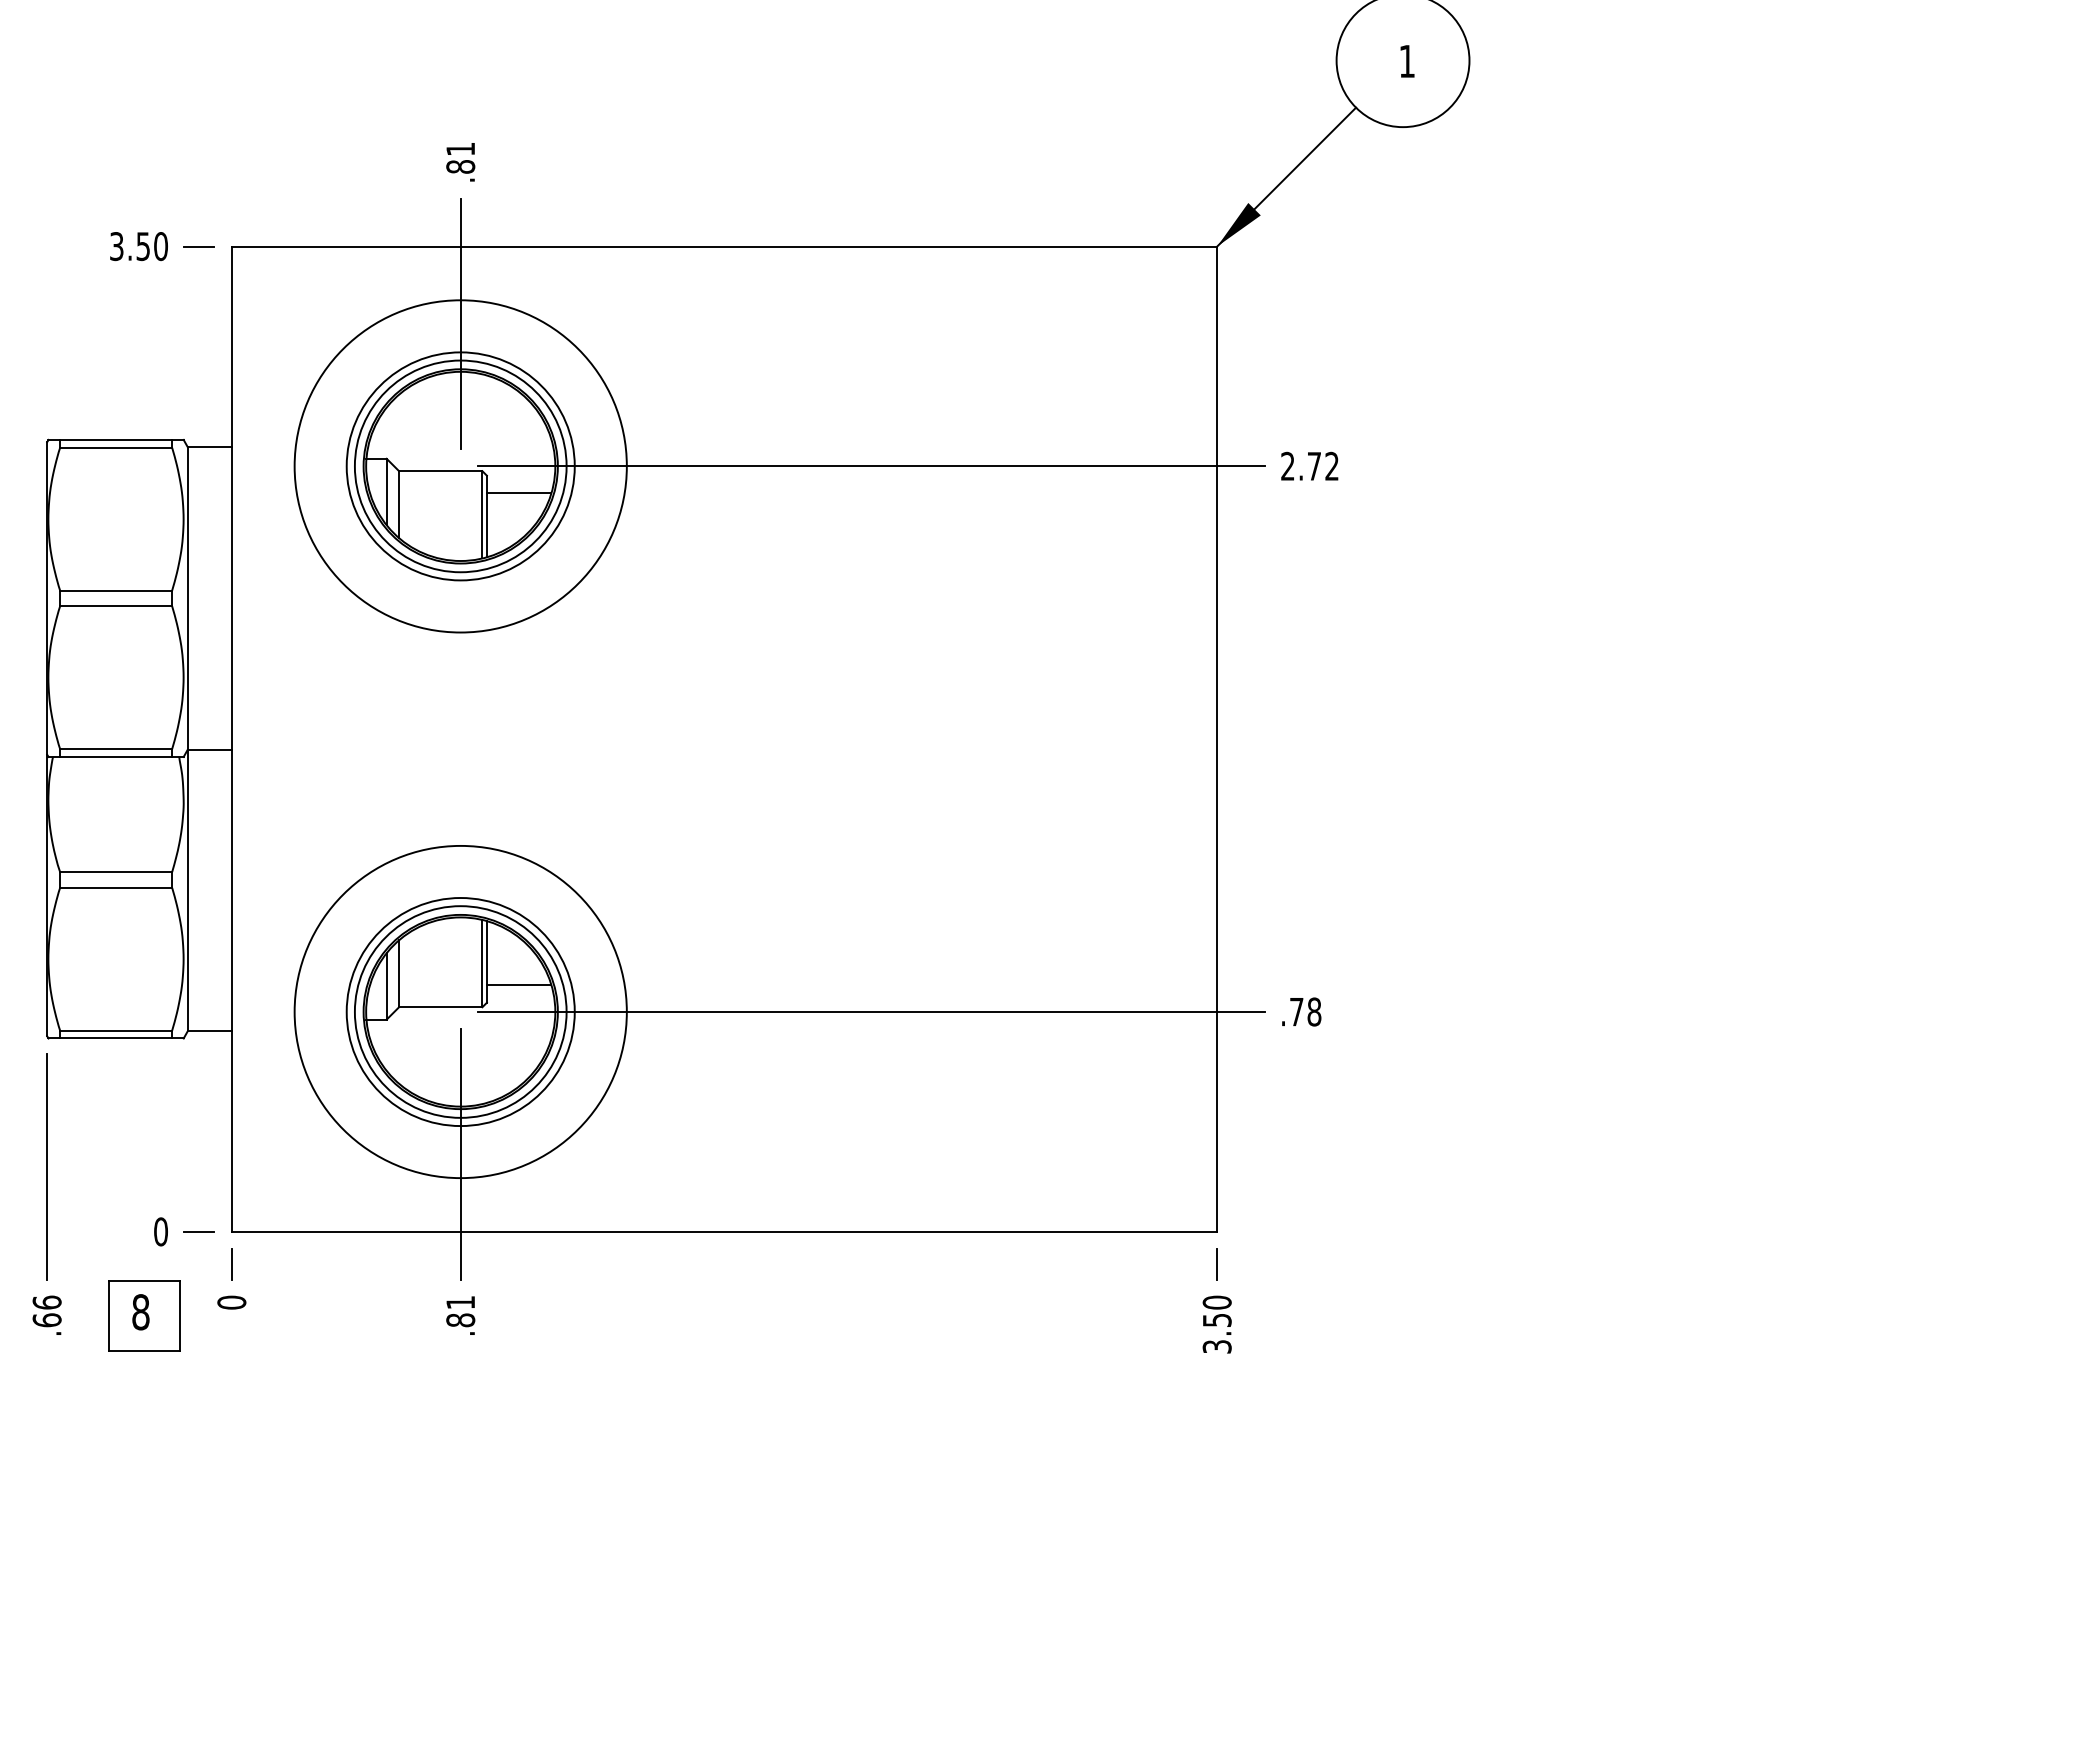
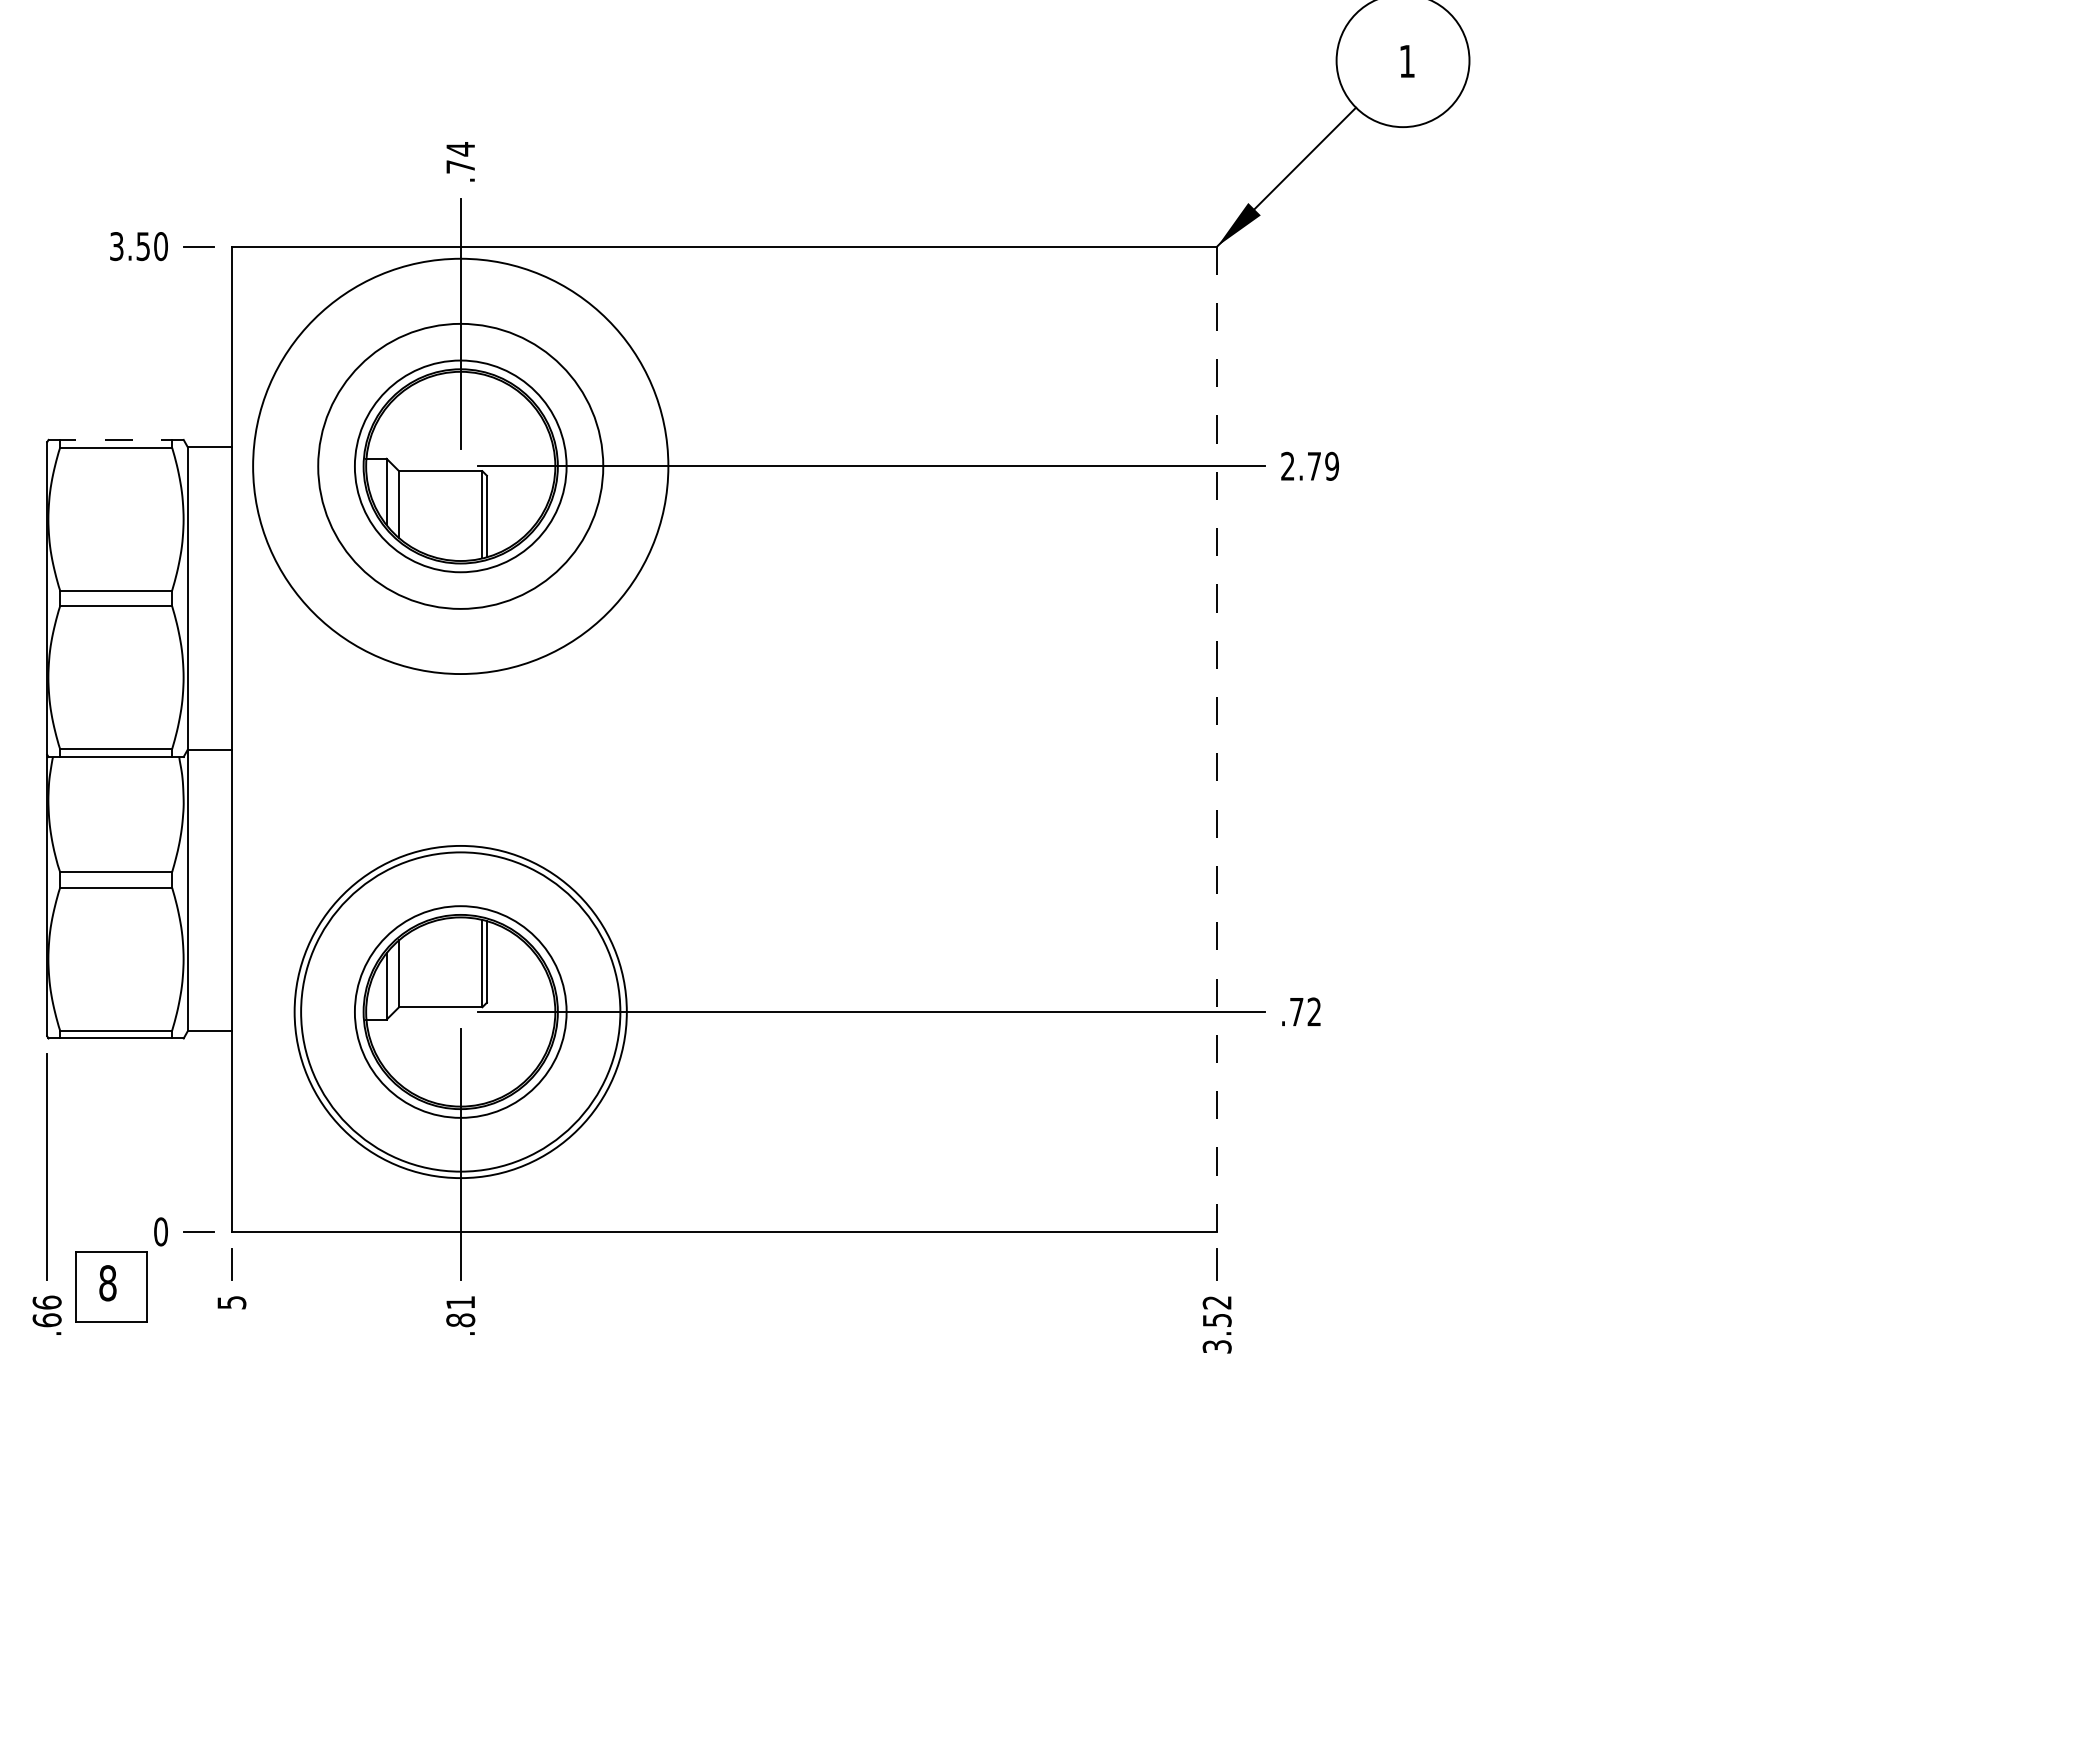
text: .81 -> .74 (460, 157)
line: solid -> dashed (116, 440)
circle diameter: 228 px -> 285 px (460, 465)
circle diameter: 332 px -> 415 px (460, 466)
text: 2.72 -> 2.79 (1331, 466)
line: present -> none (518, 493)
line: solid -> dashed (1217, 739)
line: present -> none (518, 985)
text: .78 -> .72 (1314, 1011)
circle diameter: 228 px -> 319 px (460, 1011)
text: 0 -> 5 (231, 1302)
text: 3.50 -> 3.52 (1216, 1302)
part position: (144, 1315) -> (111, 1286) (111, 1286)
